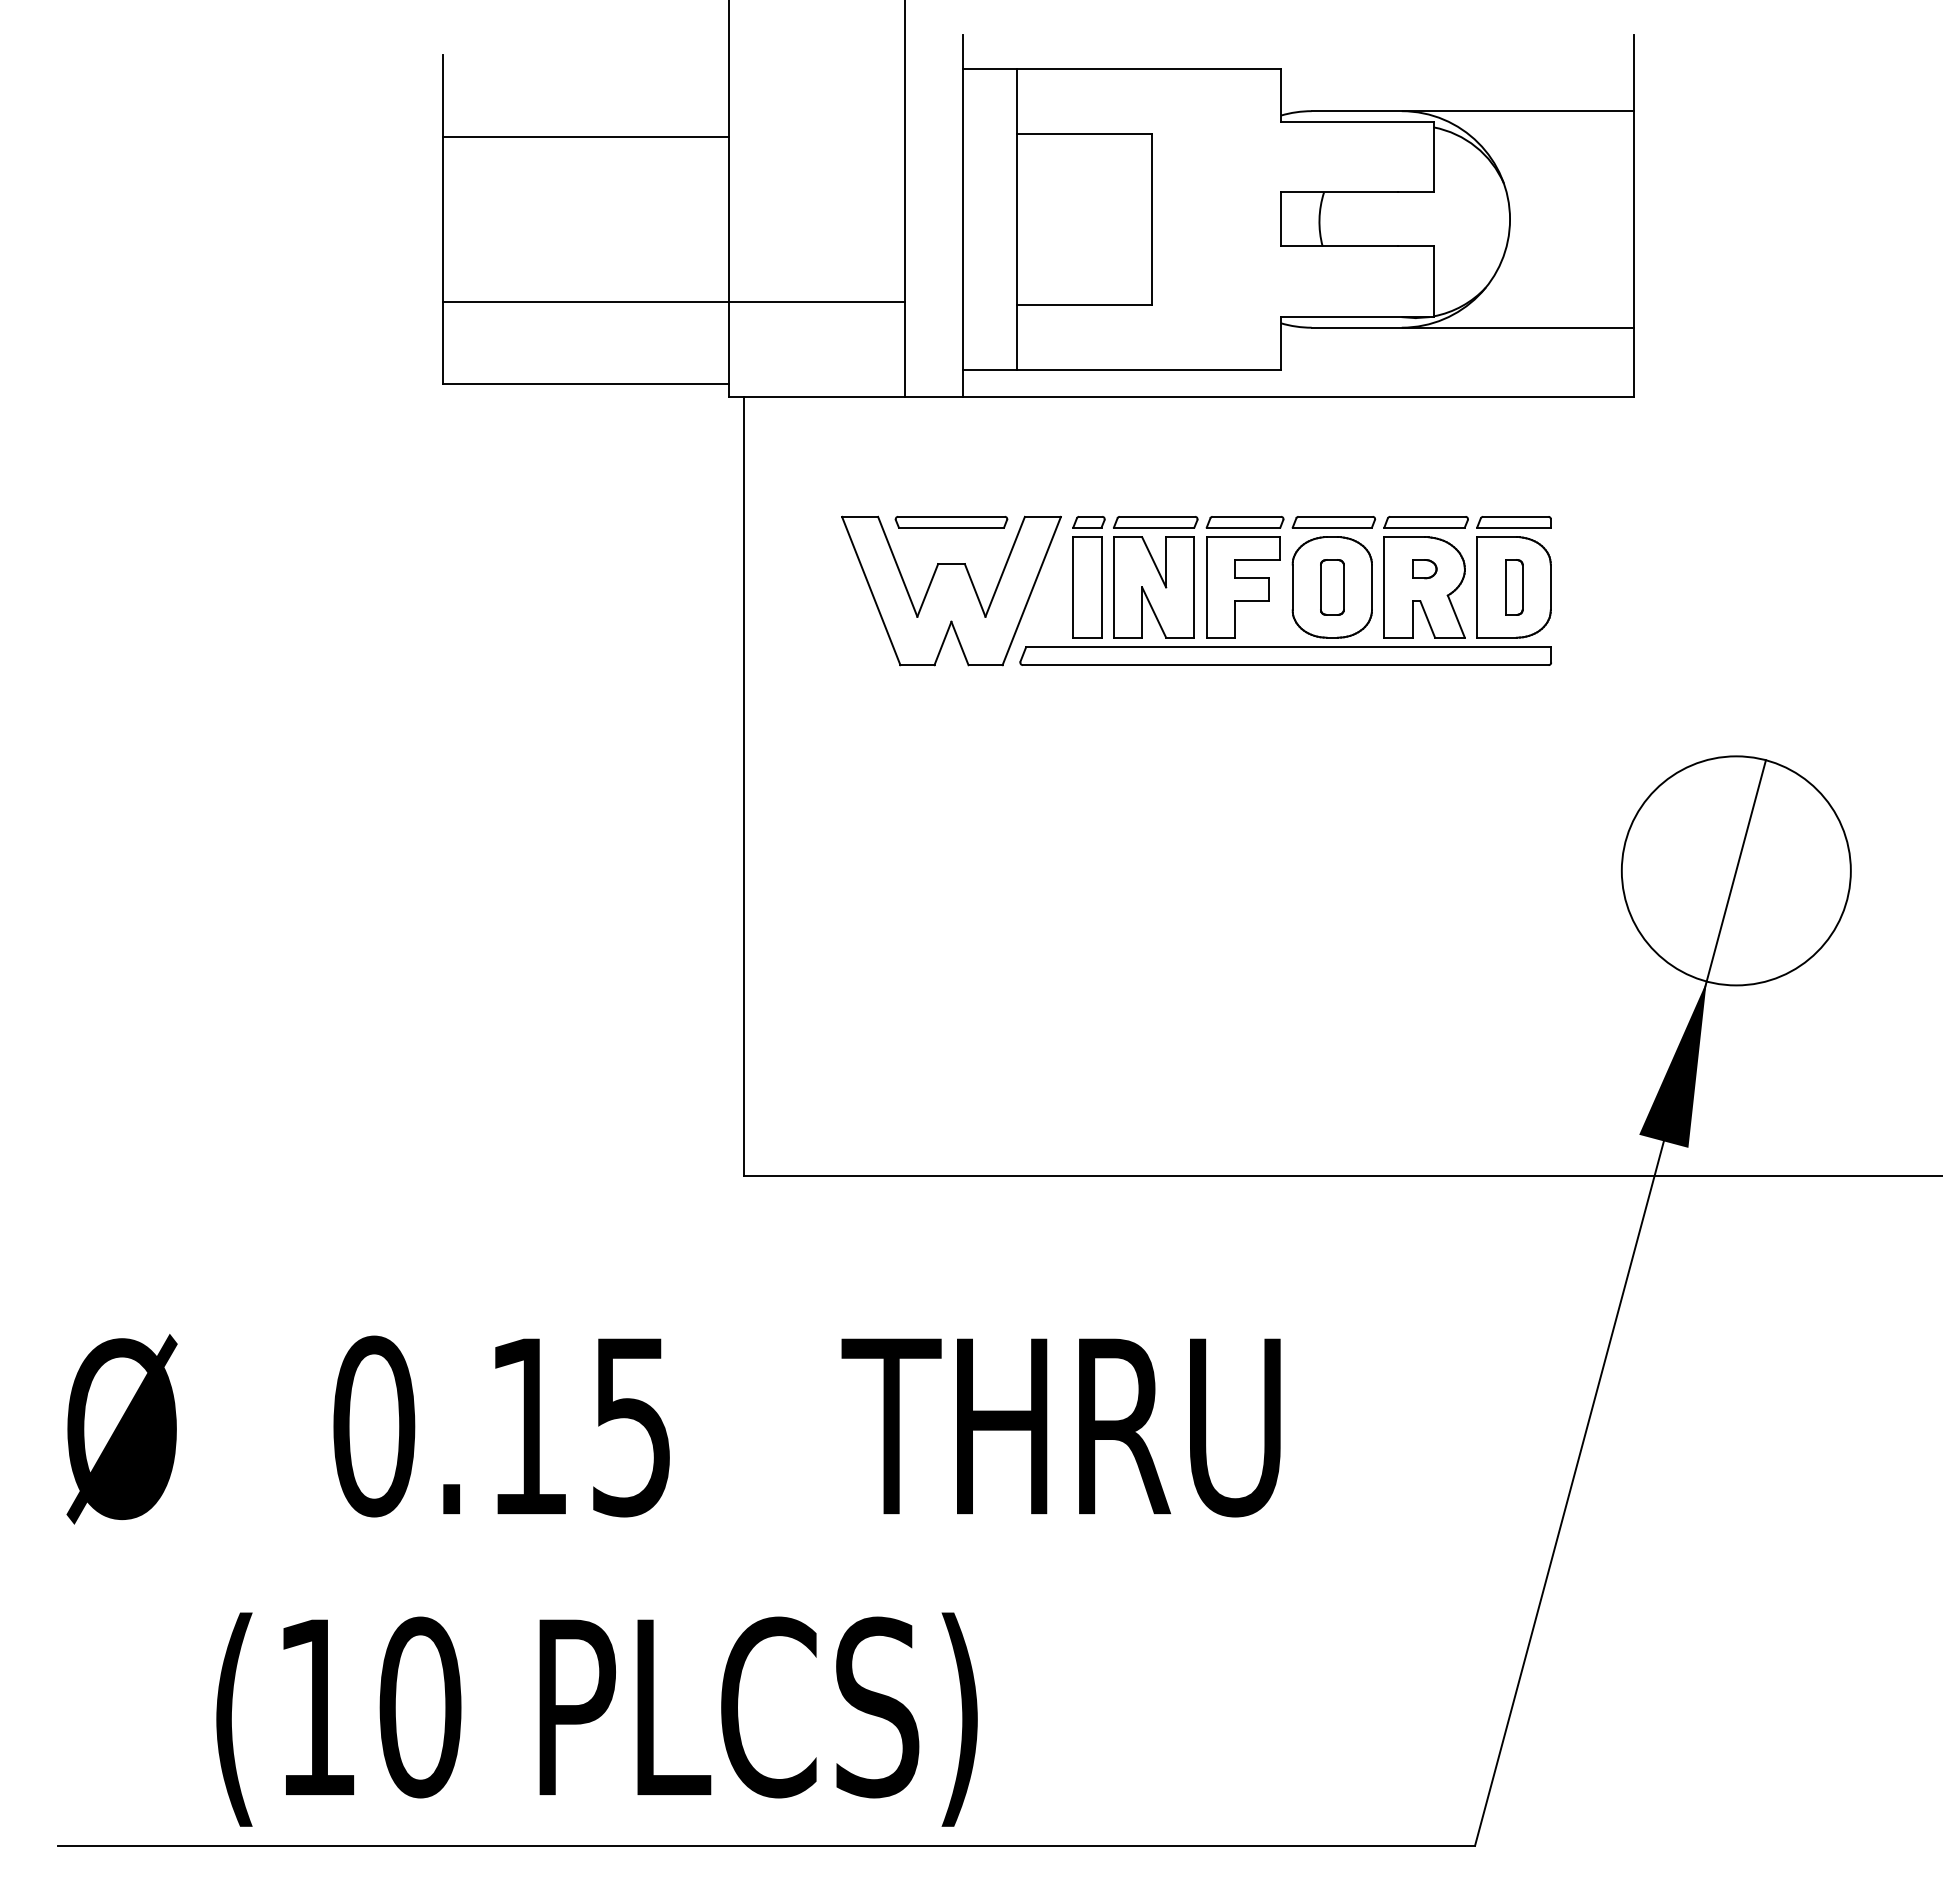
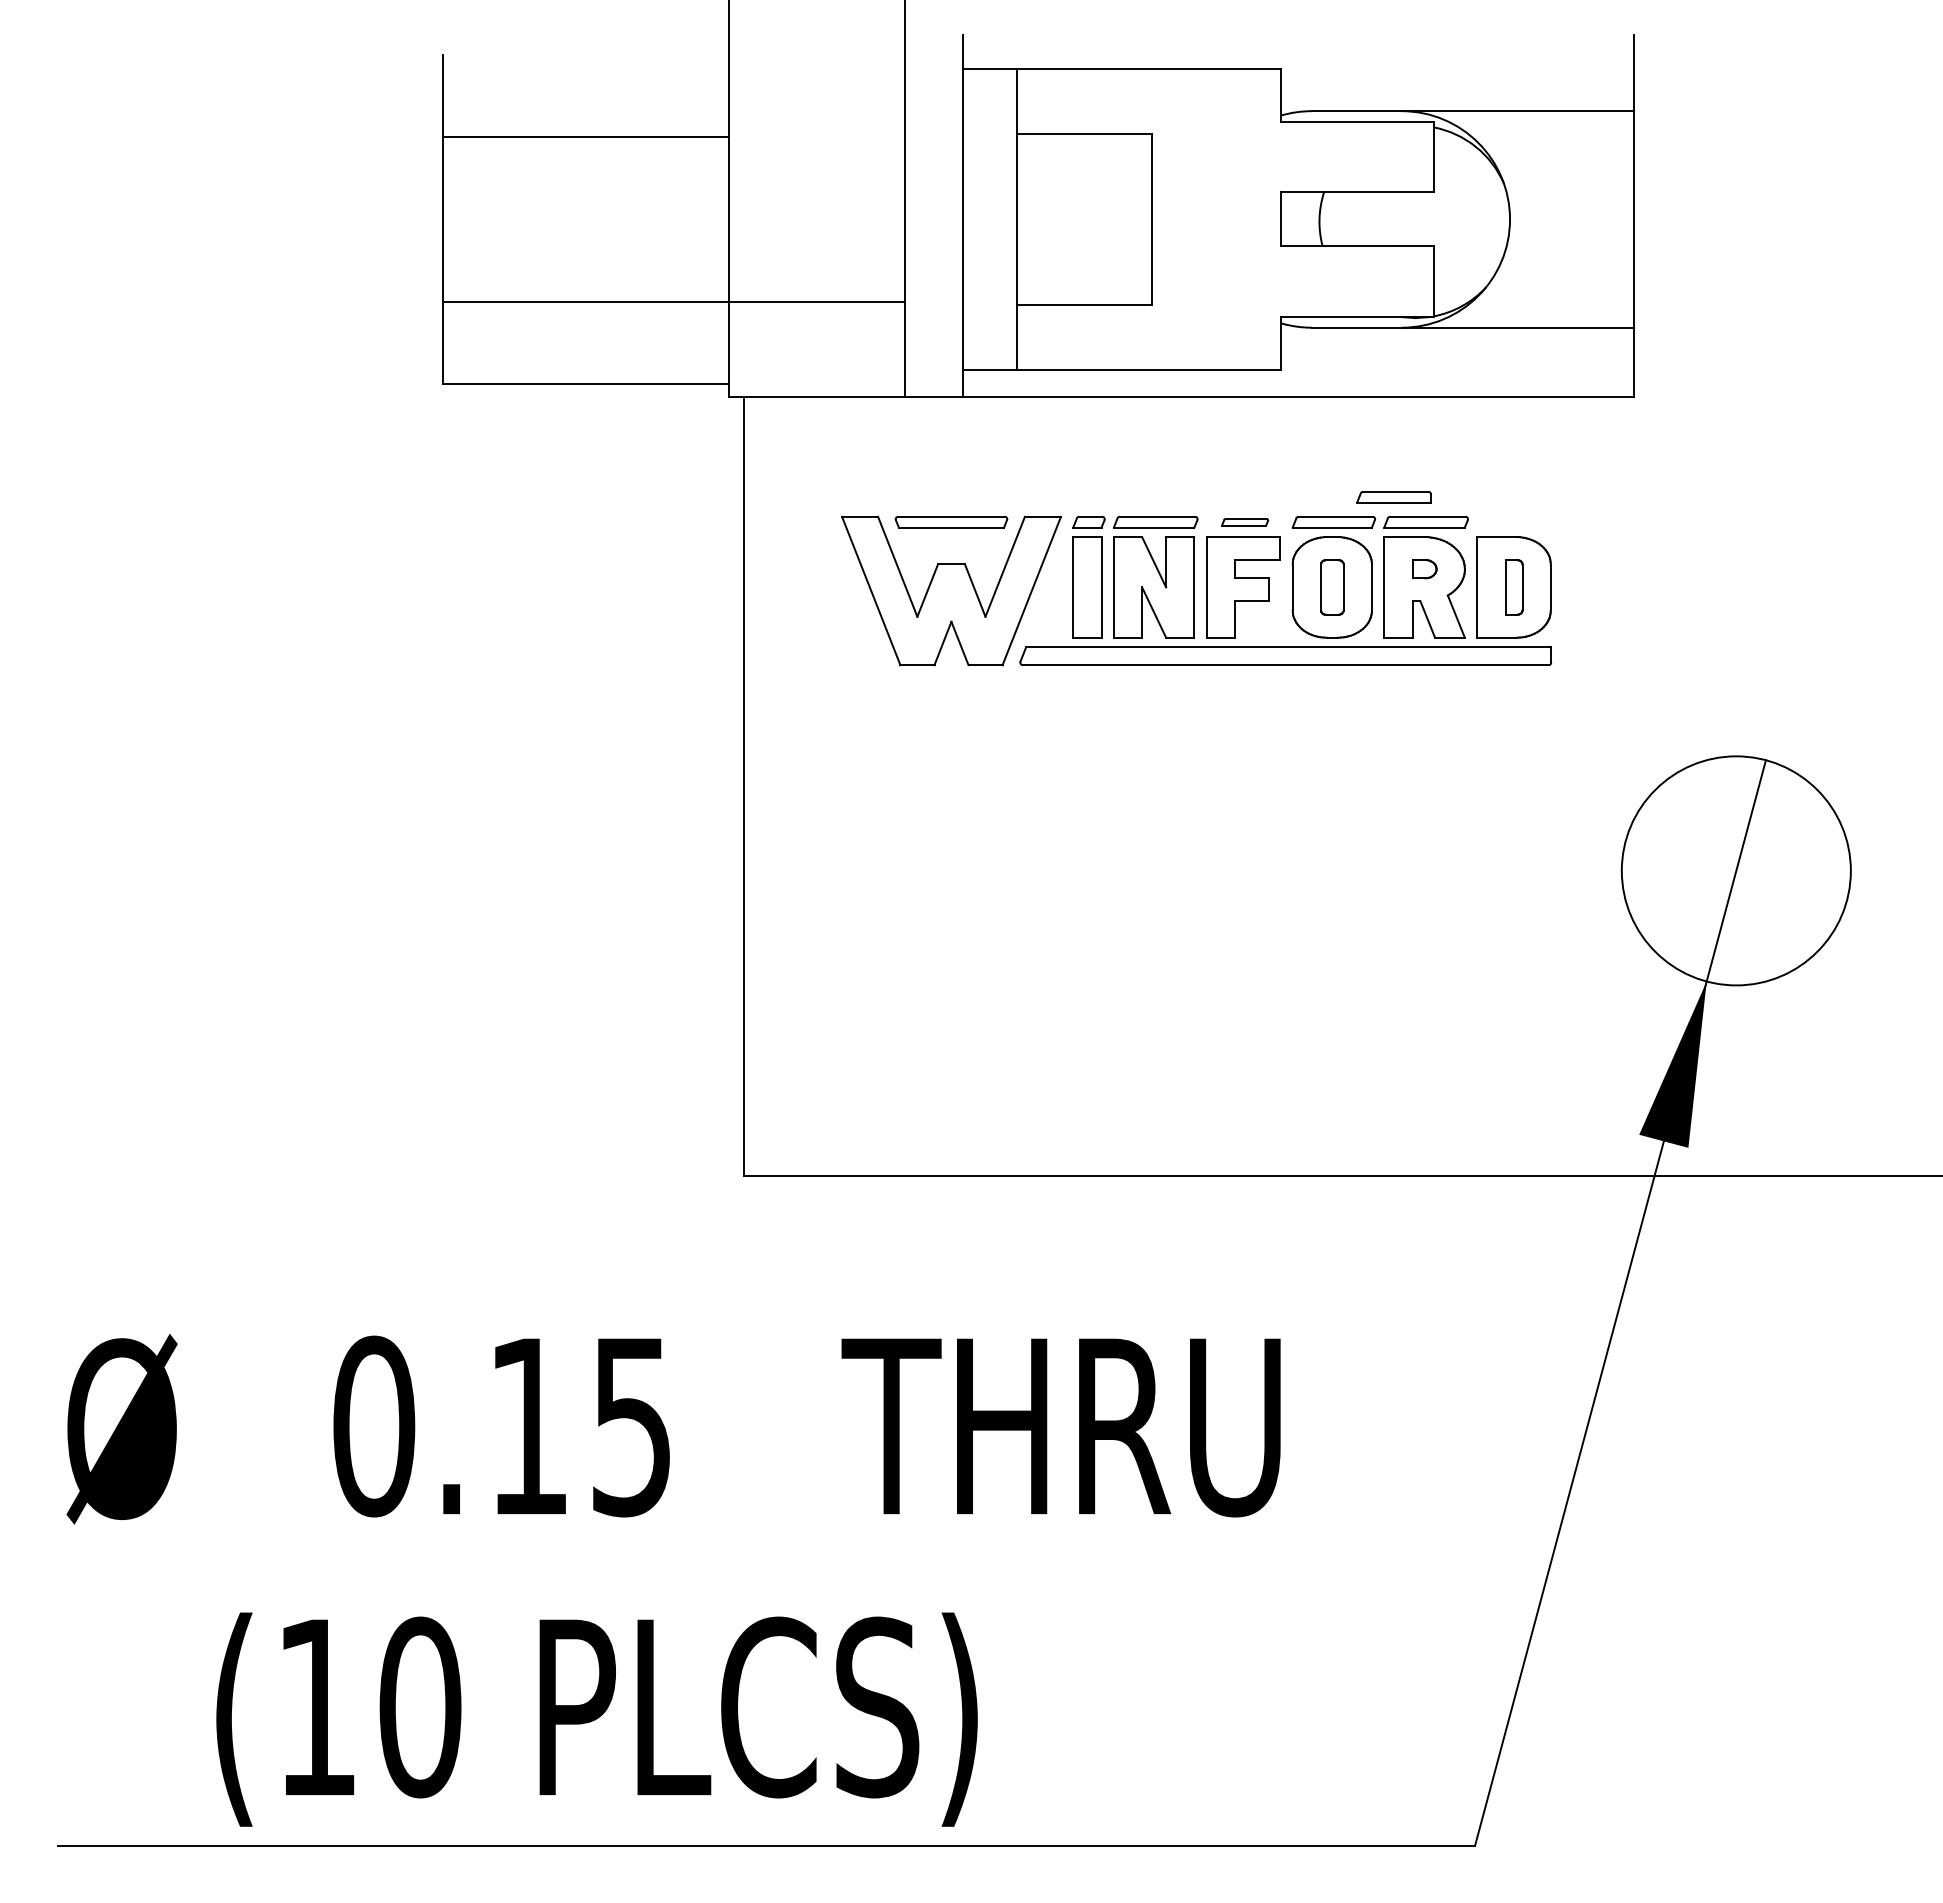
part size: 80x13 px -> 49x9 px (1245, 522)
part position: (1513, 522) -> (1393, 497) (1393, 497)
